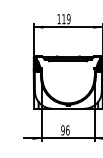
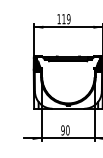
text: 96 -> 90 (67, 129)
